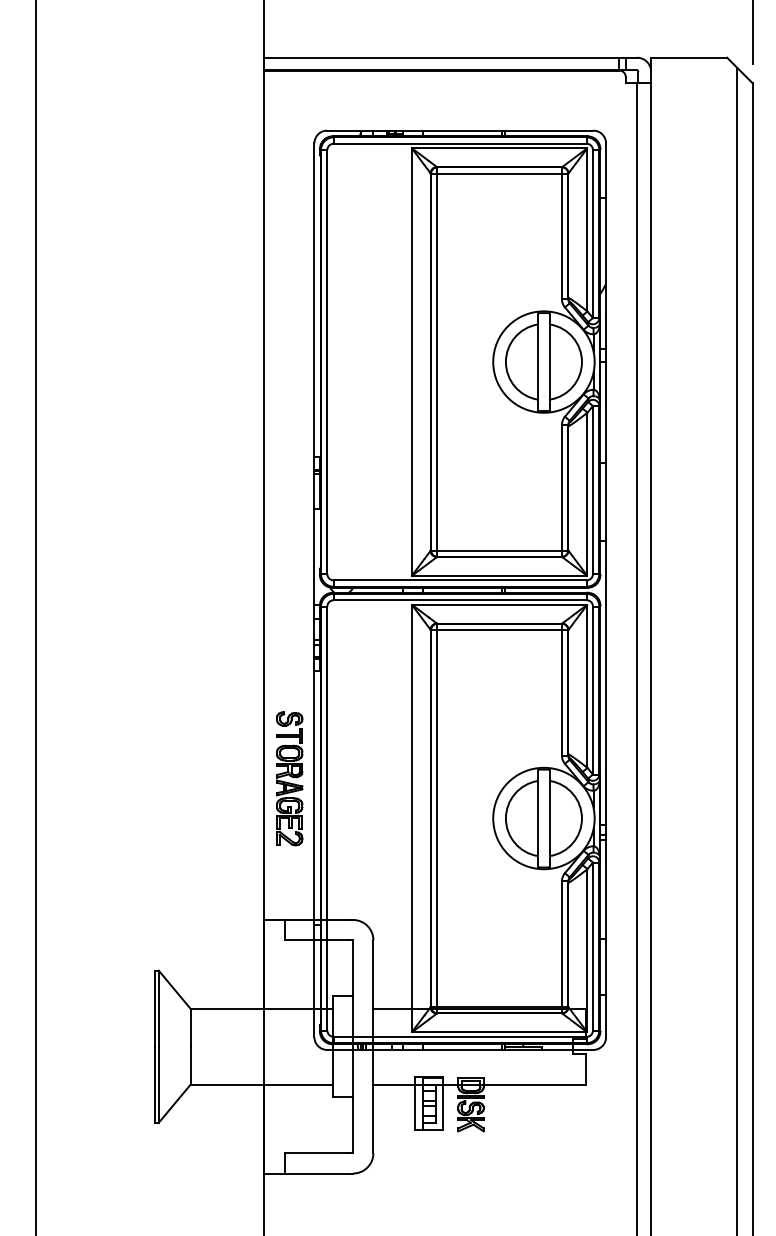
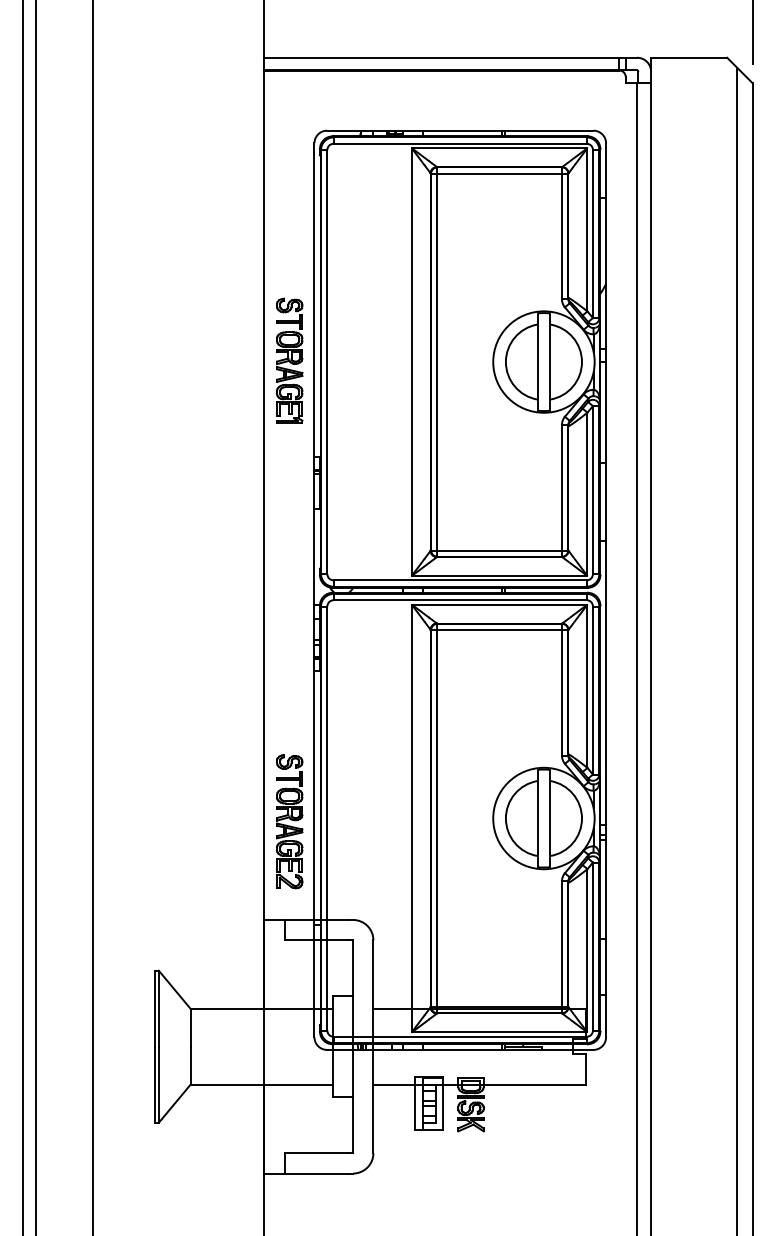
part: none -> present (289, 360)
line: none -> present (23, 617)
line: none -> present (93, 617)
part position: (289, 778) -> (289, 821) (289, 821)
